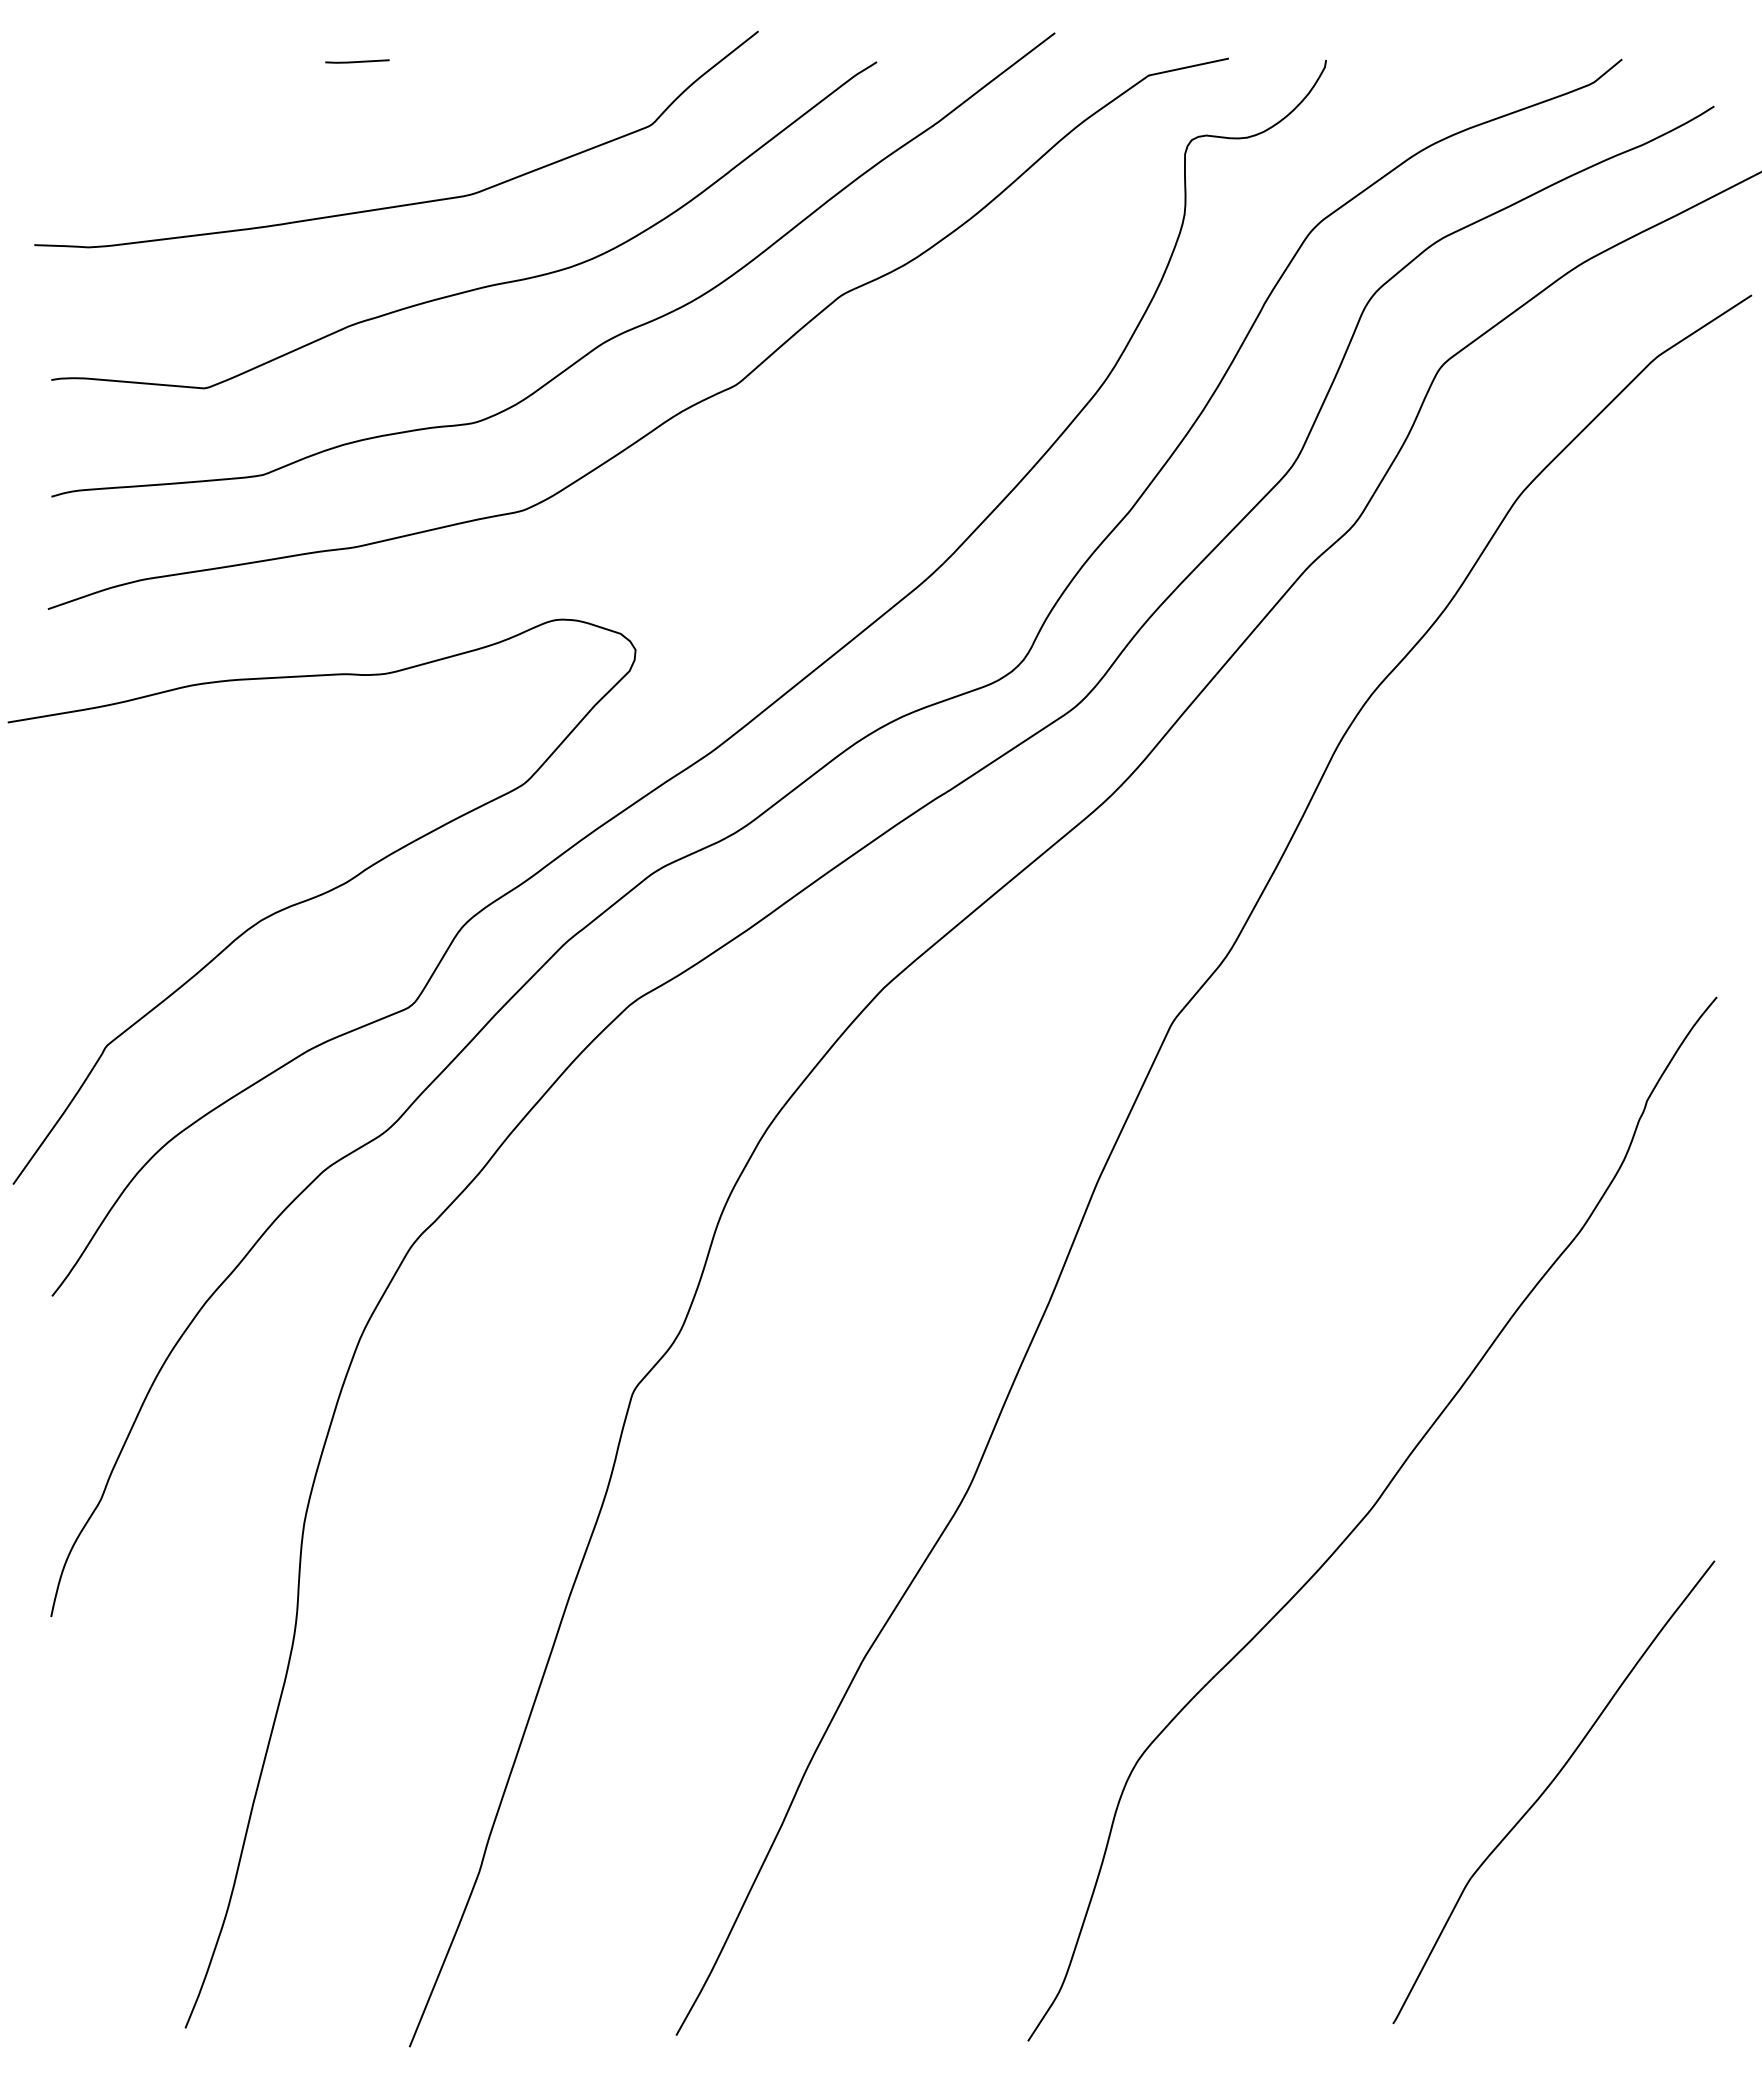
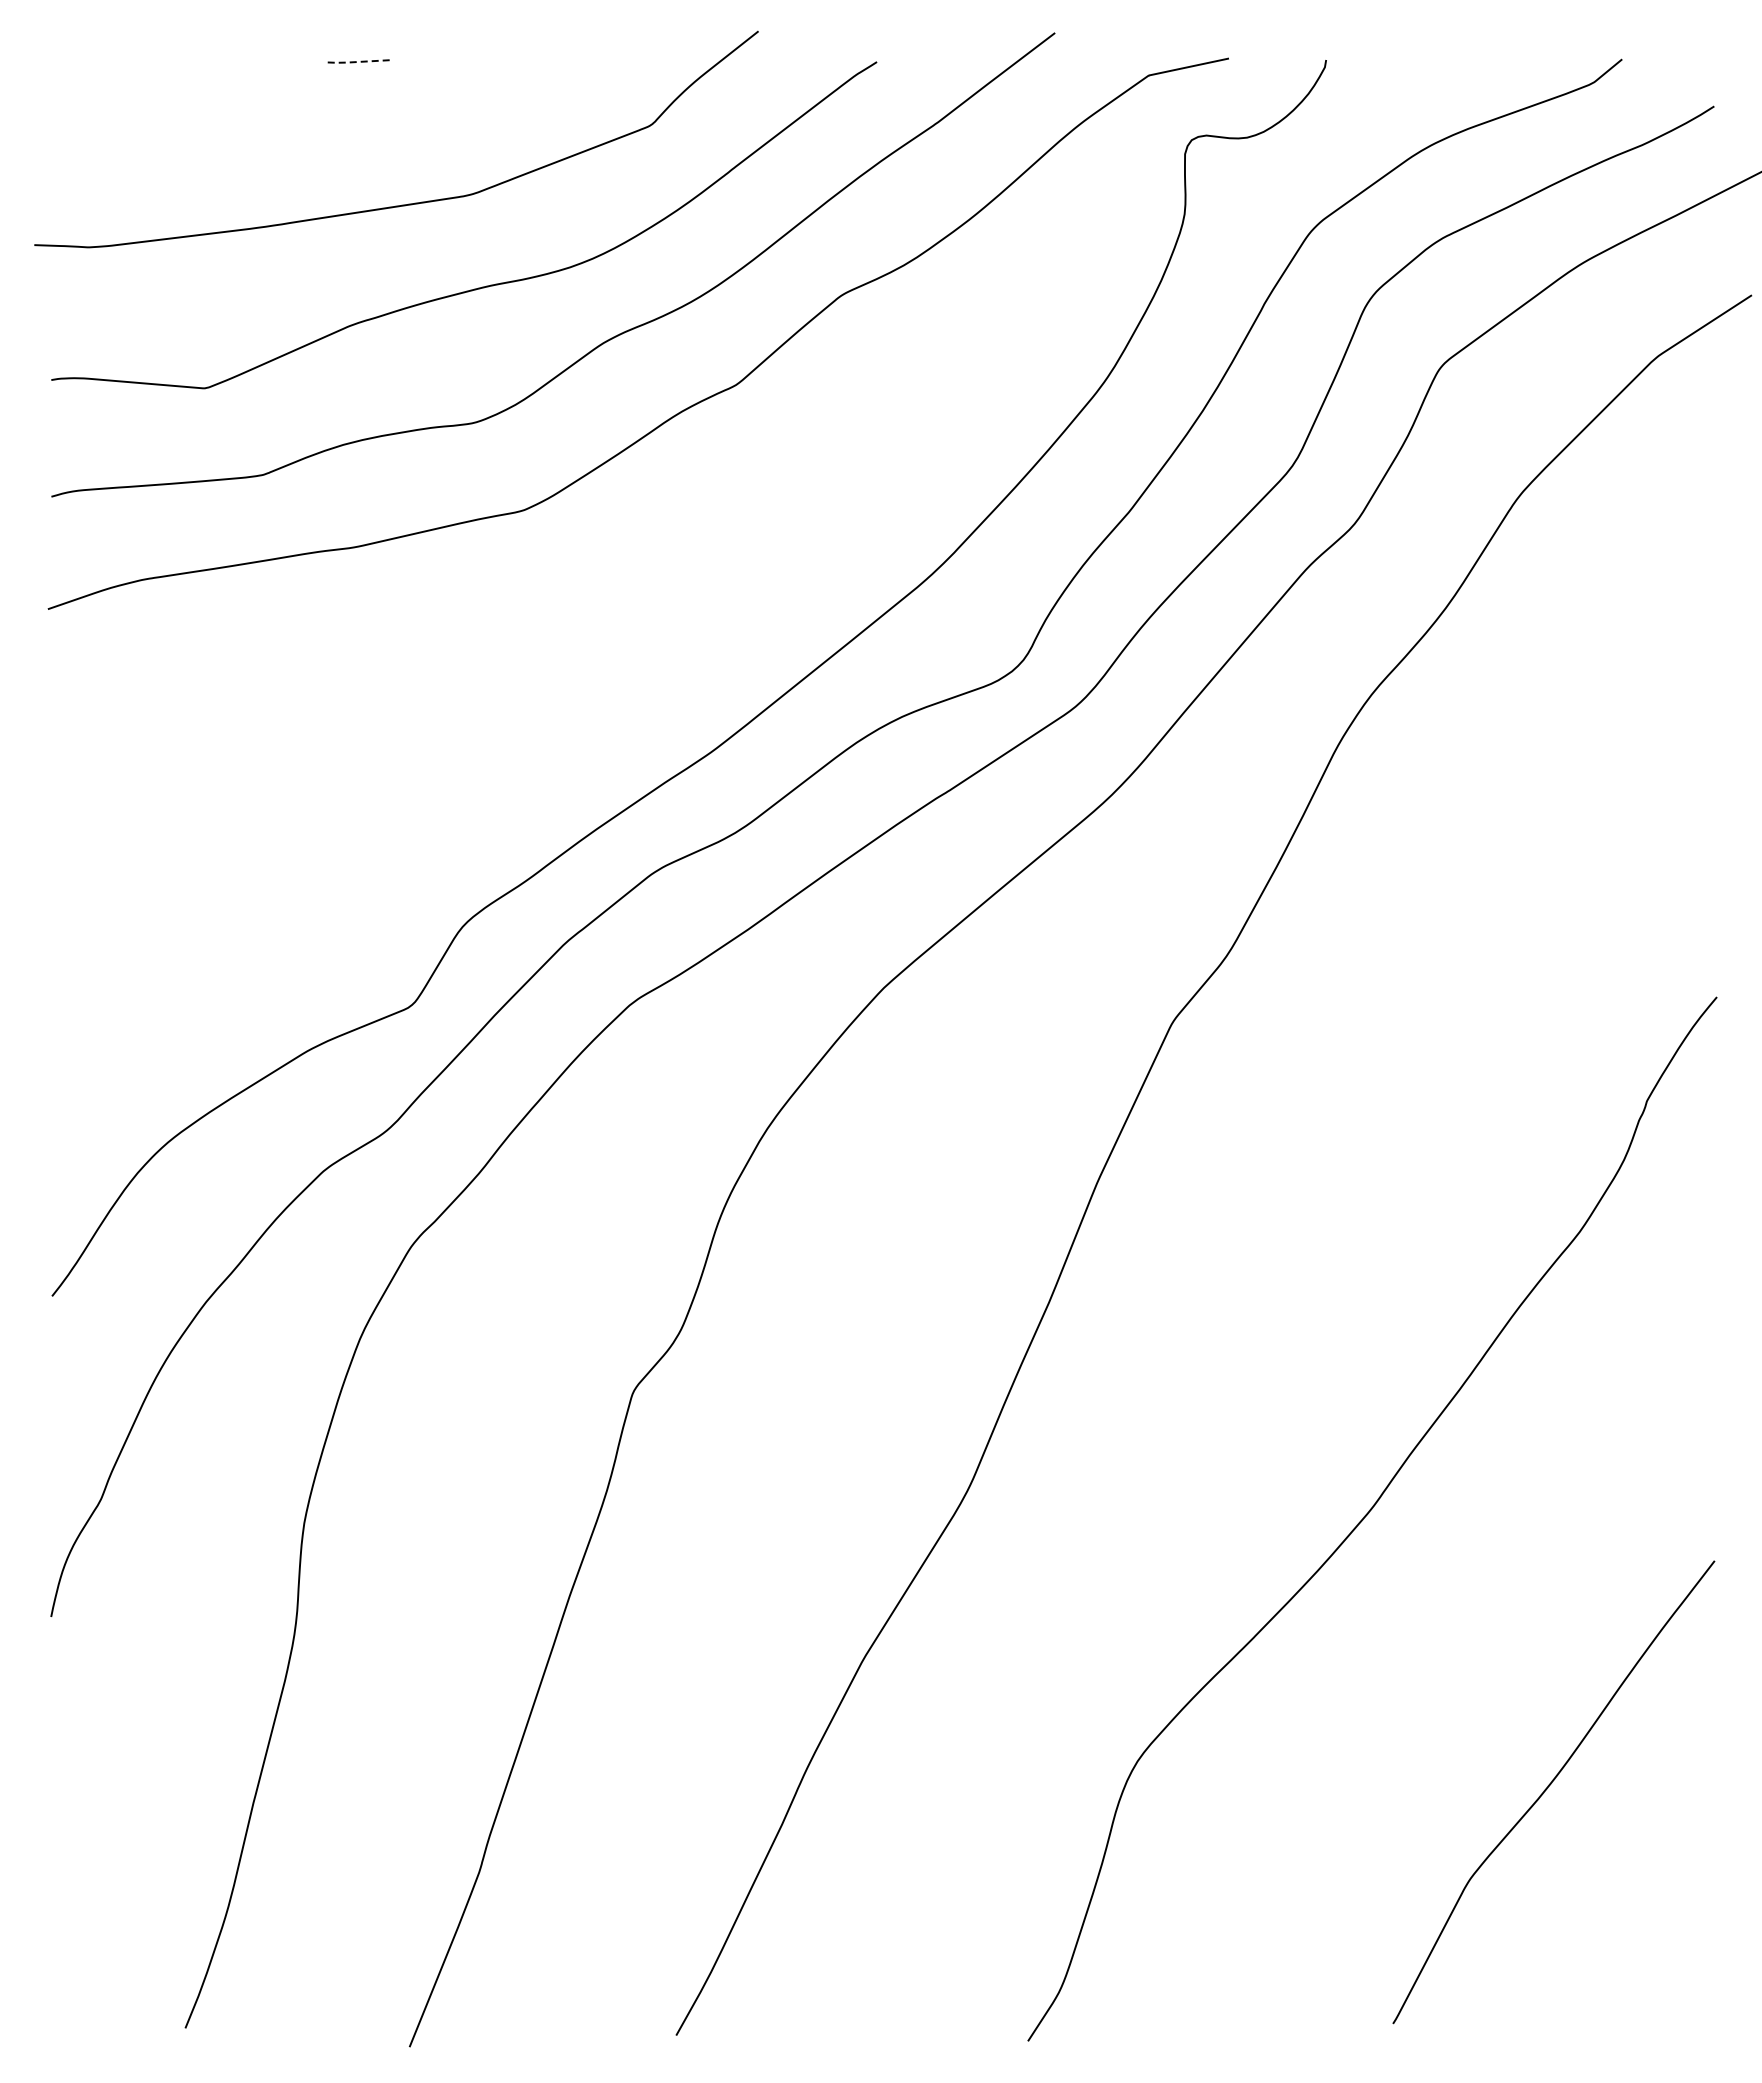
line: solid -> dashed (355, 62)
curve: present -> none (320, 896)
